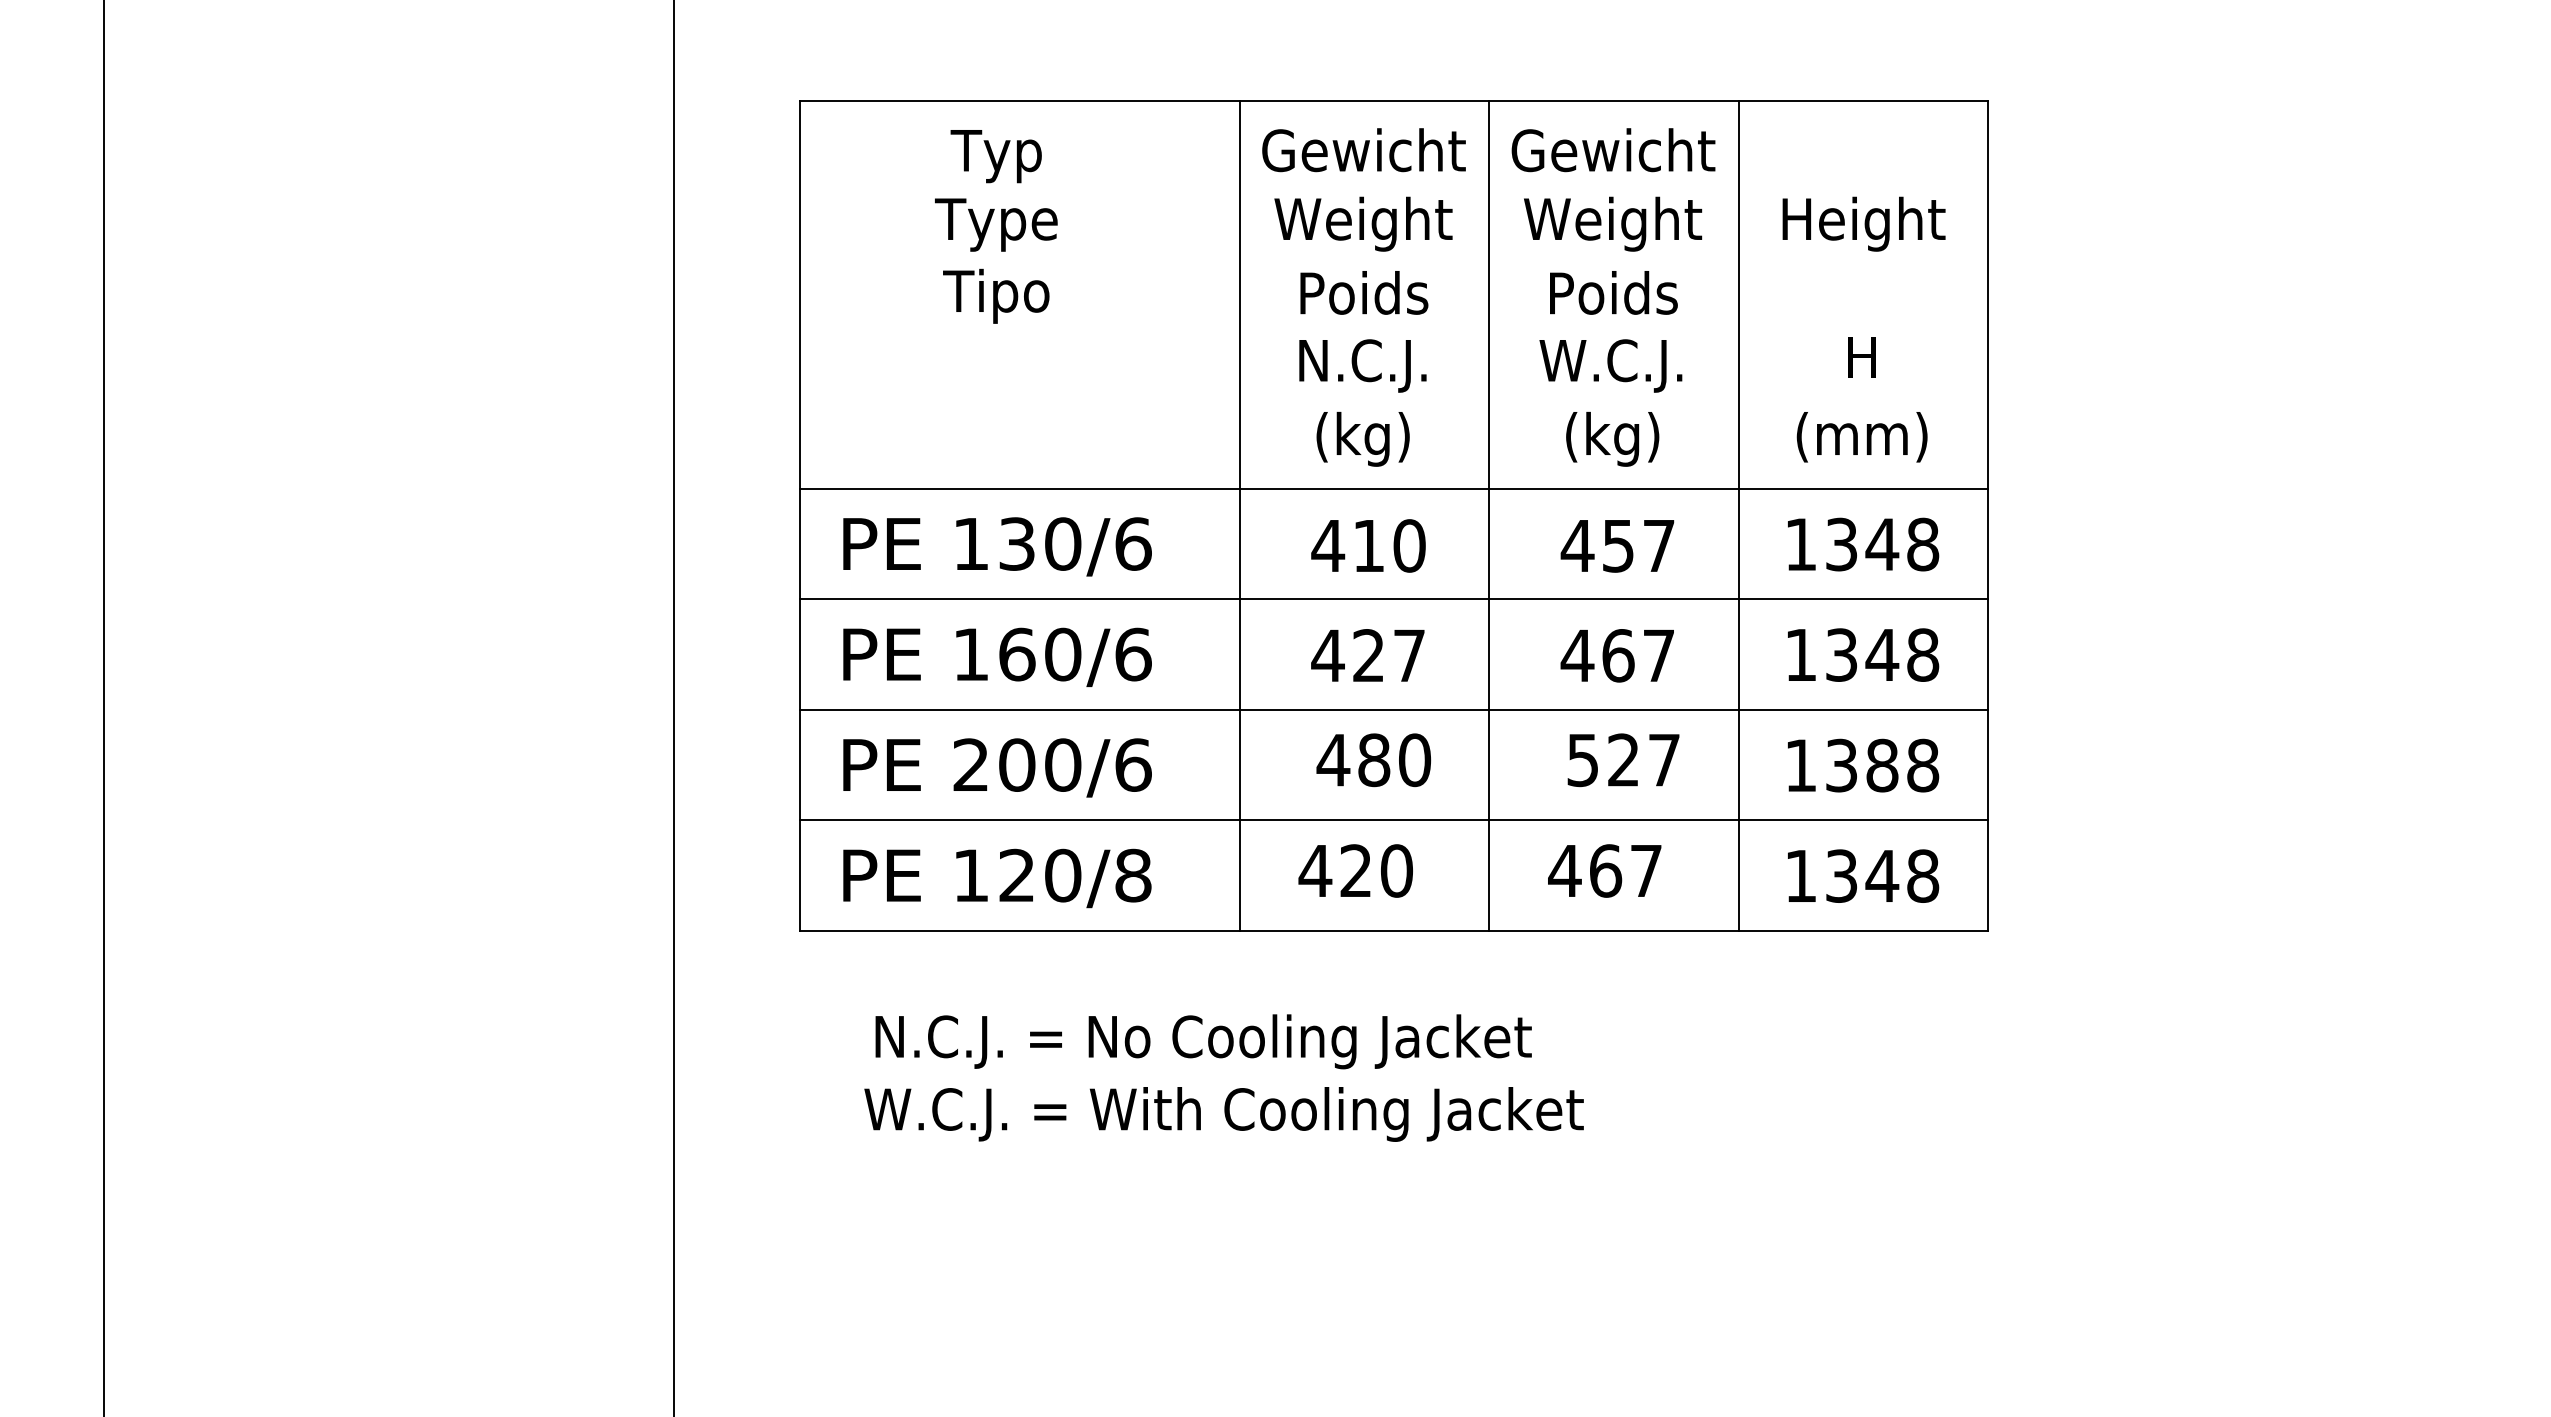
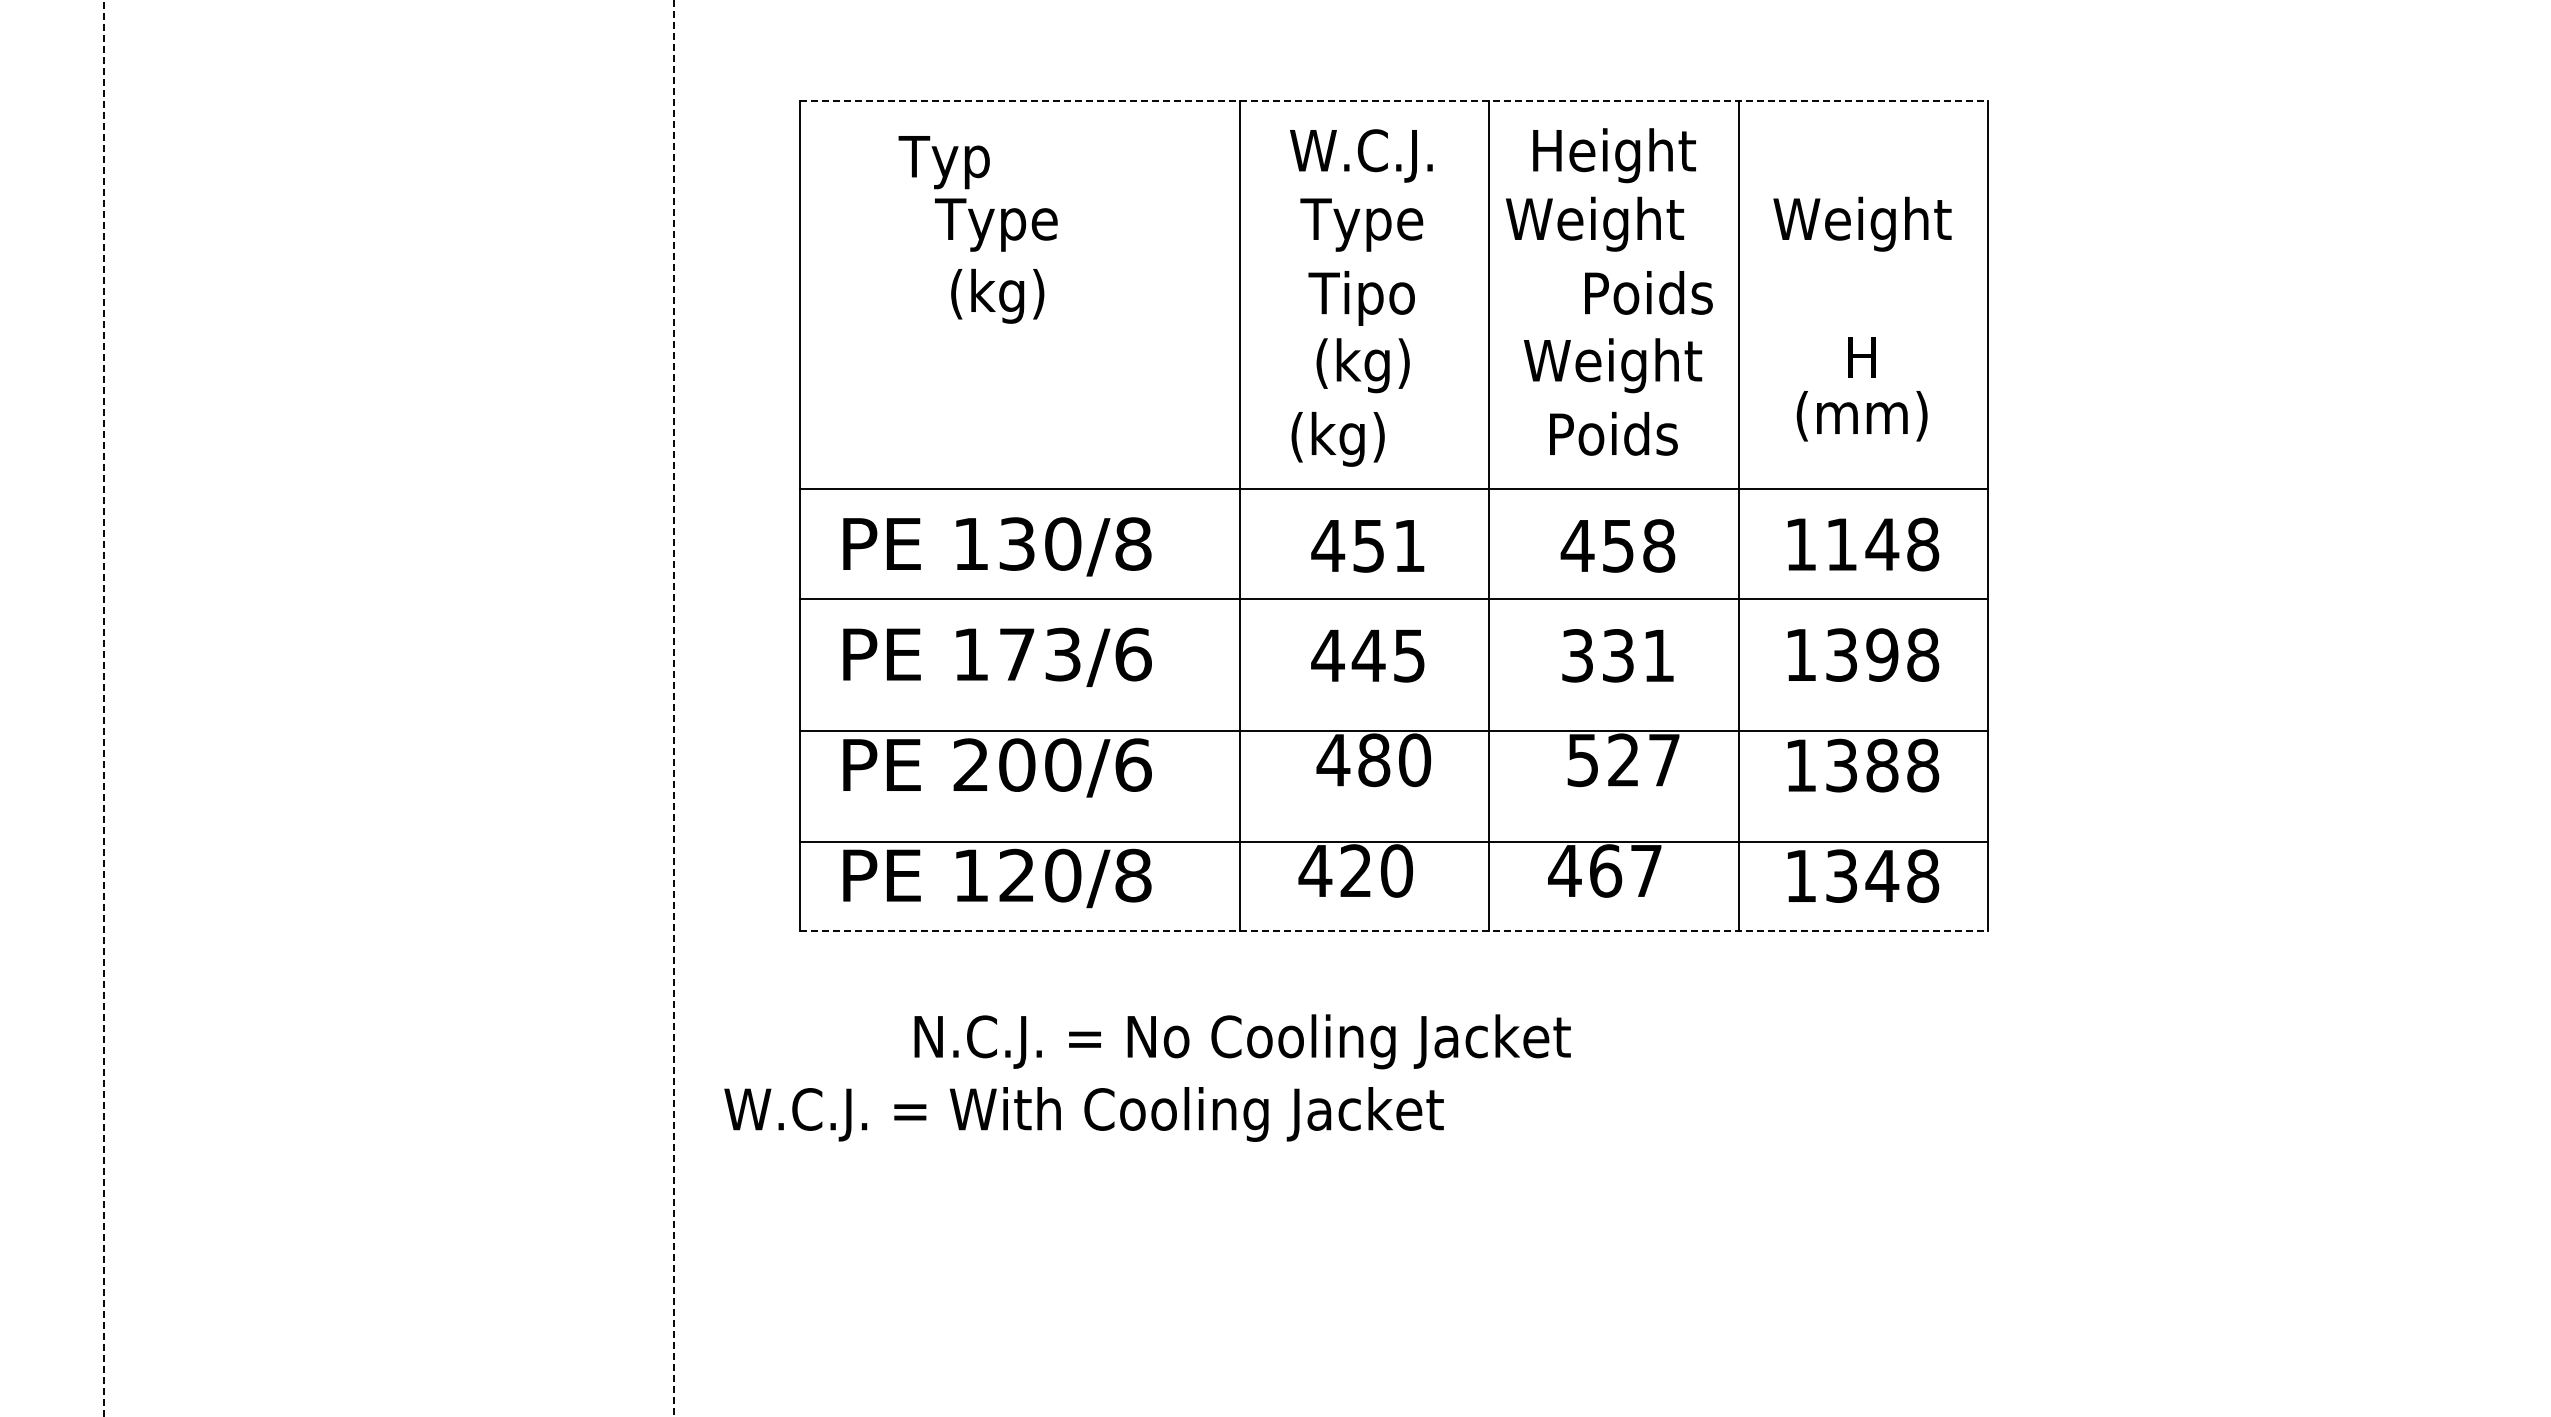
line: solid -> dashed (1394, 101)
text: Gewicht -> W.C.J. (1363, 155)
text: Gewicht -> Height (1613, 155)
text position: (995, 156) -> (943, 162) (943, 162)
text: Weight -> Type (1363, 223)
text position: (1613, 223) -> (1595, 223) (1595, 223)
text: Height -> Weight (1862, 223)
text position: (1613, 292) -> (1648, 292) (1648, 292)
text: Tipo -> (kg) (996, 295)
text: Poids -> Tipo (1364, 298)
text: N.C.J. -> (kg) (1362, 365)
text: W.C.J. -> Weight (1613, 365)
text position: (1861, 437) -> (1861, 416) (1861, 416)
text: (kg) -> Poids (1613, 438)
text position: (1362, 439) -> (1337, 439) (1337, 439)
text: 130/6 -> 130/8 (1133, 543)
text: 1348 -> 1148 (1841, 544)
text: 410 -> 451 (1389, 545)
text: 457 -> 458 (1659, 545)
text: 160/6 -> 173/6 (1040, 654)
text: 1348 -> 1398 (1882, 654)
text: 427 -> 445 (1387, 655)
text: 467 -> 331 (1616, 655)
line: solid -> dashed (104, 708)
line: solid -> dashed (674, 708)
line position: (1393, 709) -> (1393, 730) (1393, 730)
line position: (1393, 820) -> (1393, 842) (1393, 842)
line: solid -> dashed (1394, 930)
text position: (1203, 1041) -> (1242, 1041) (1242, 1041)
text position: (1223, 1114) -> (1083, 1114) (1083, 1114)
